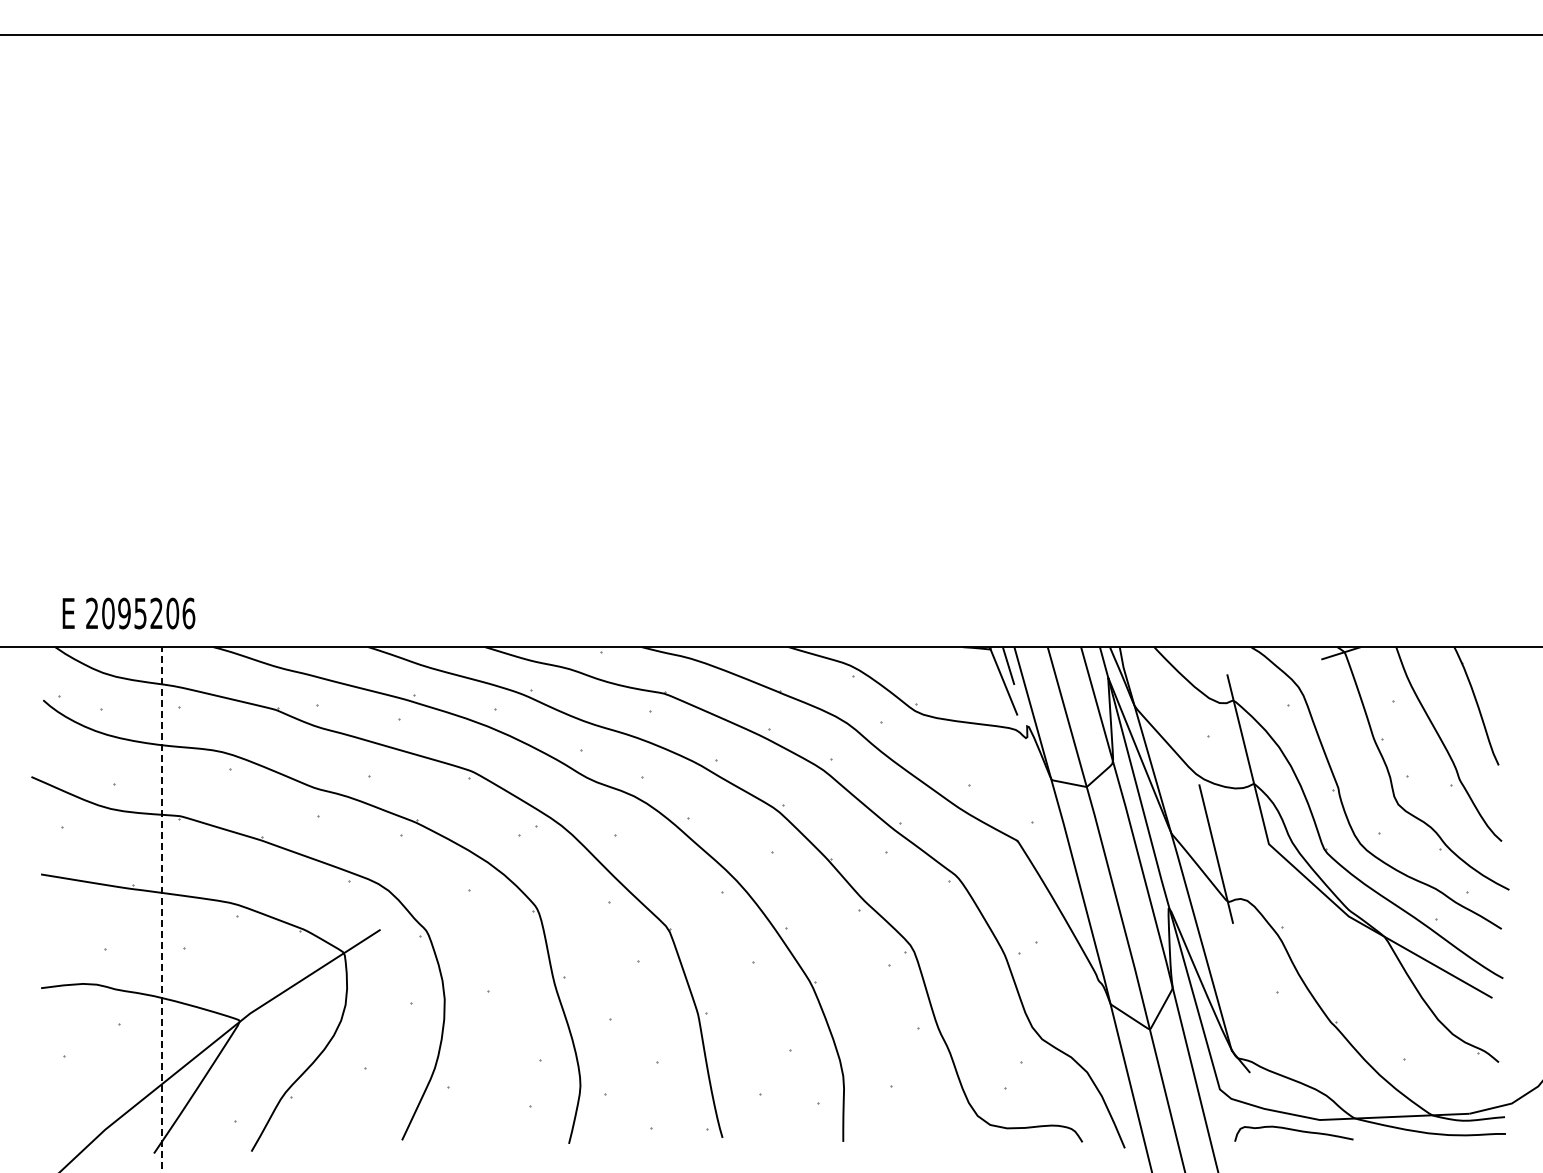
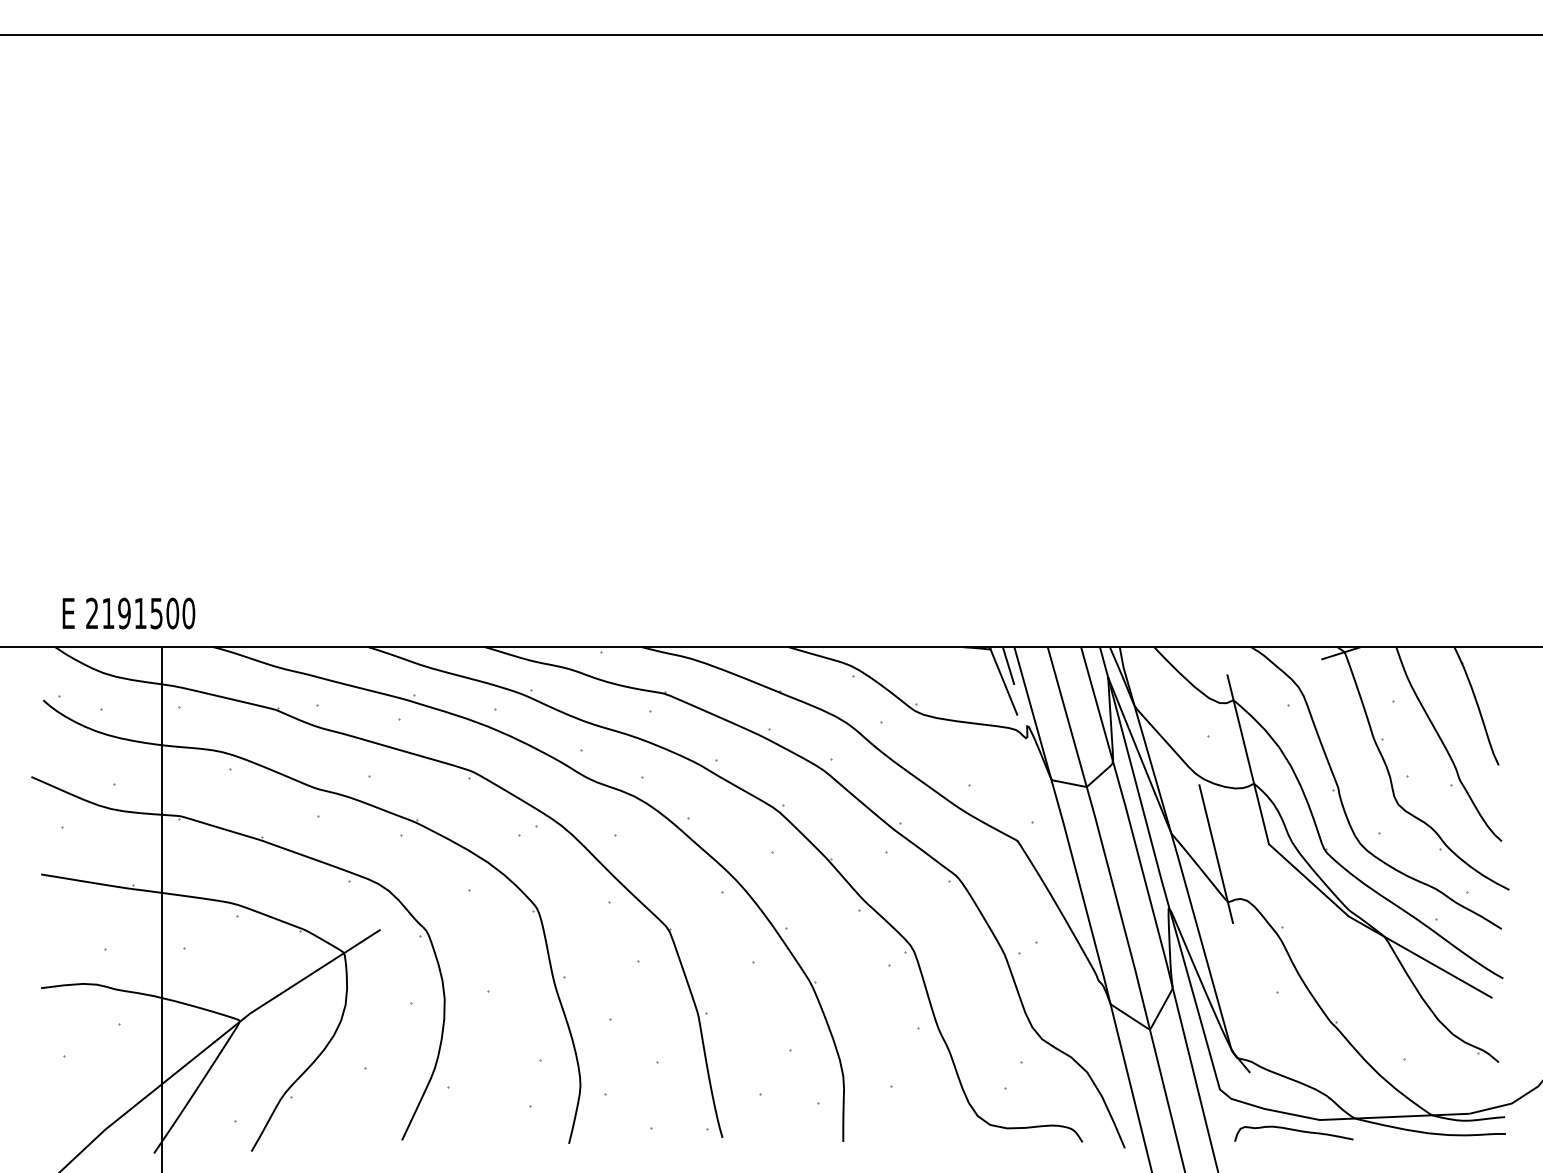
text: 2095206 -> 2191500 (148, 613)
line: dashed -> solid (162, 909)
